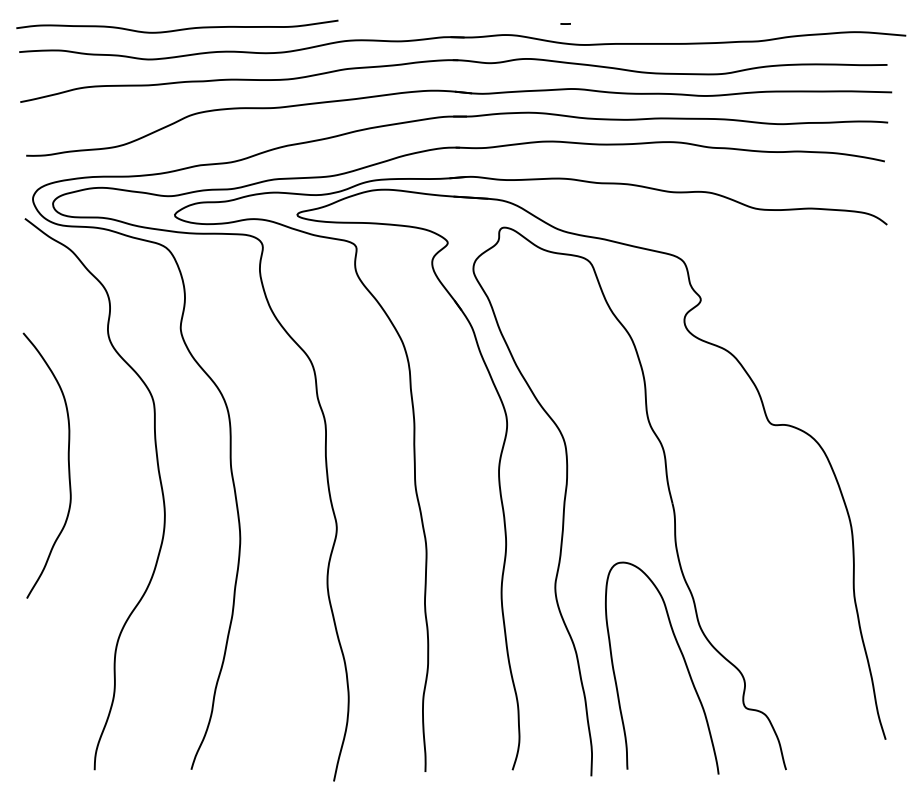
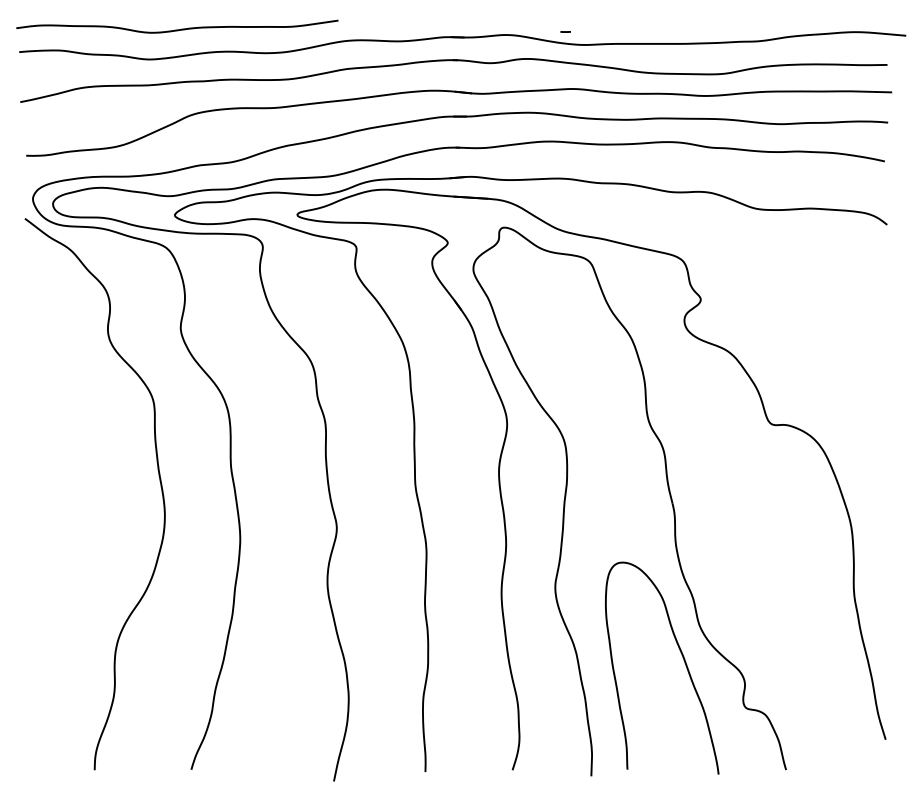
line position: (565, 23) -> (565, 31) (565, 31)
curve: present -> none (67, 460)
